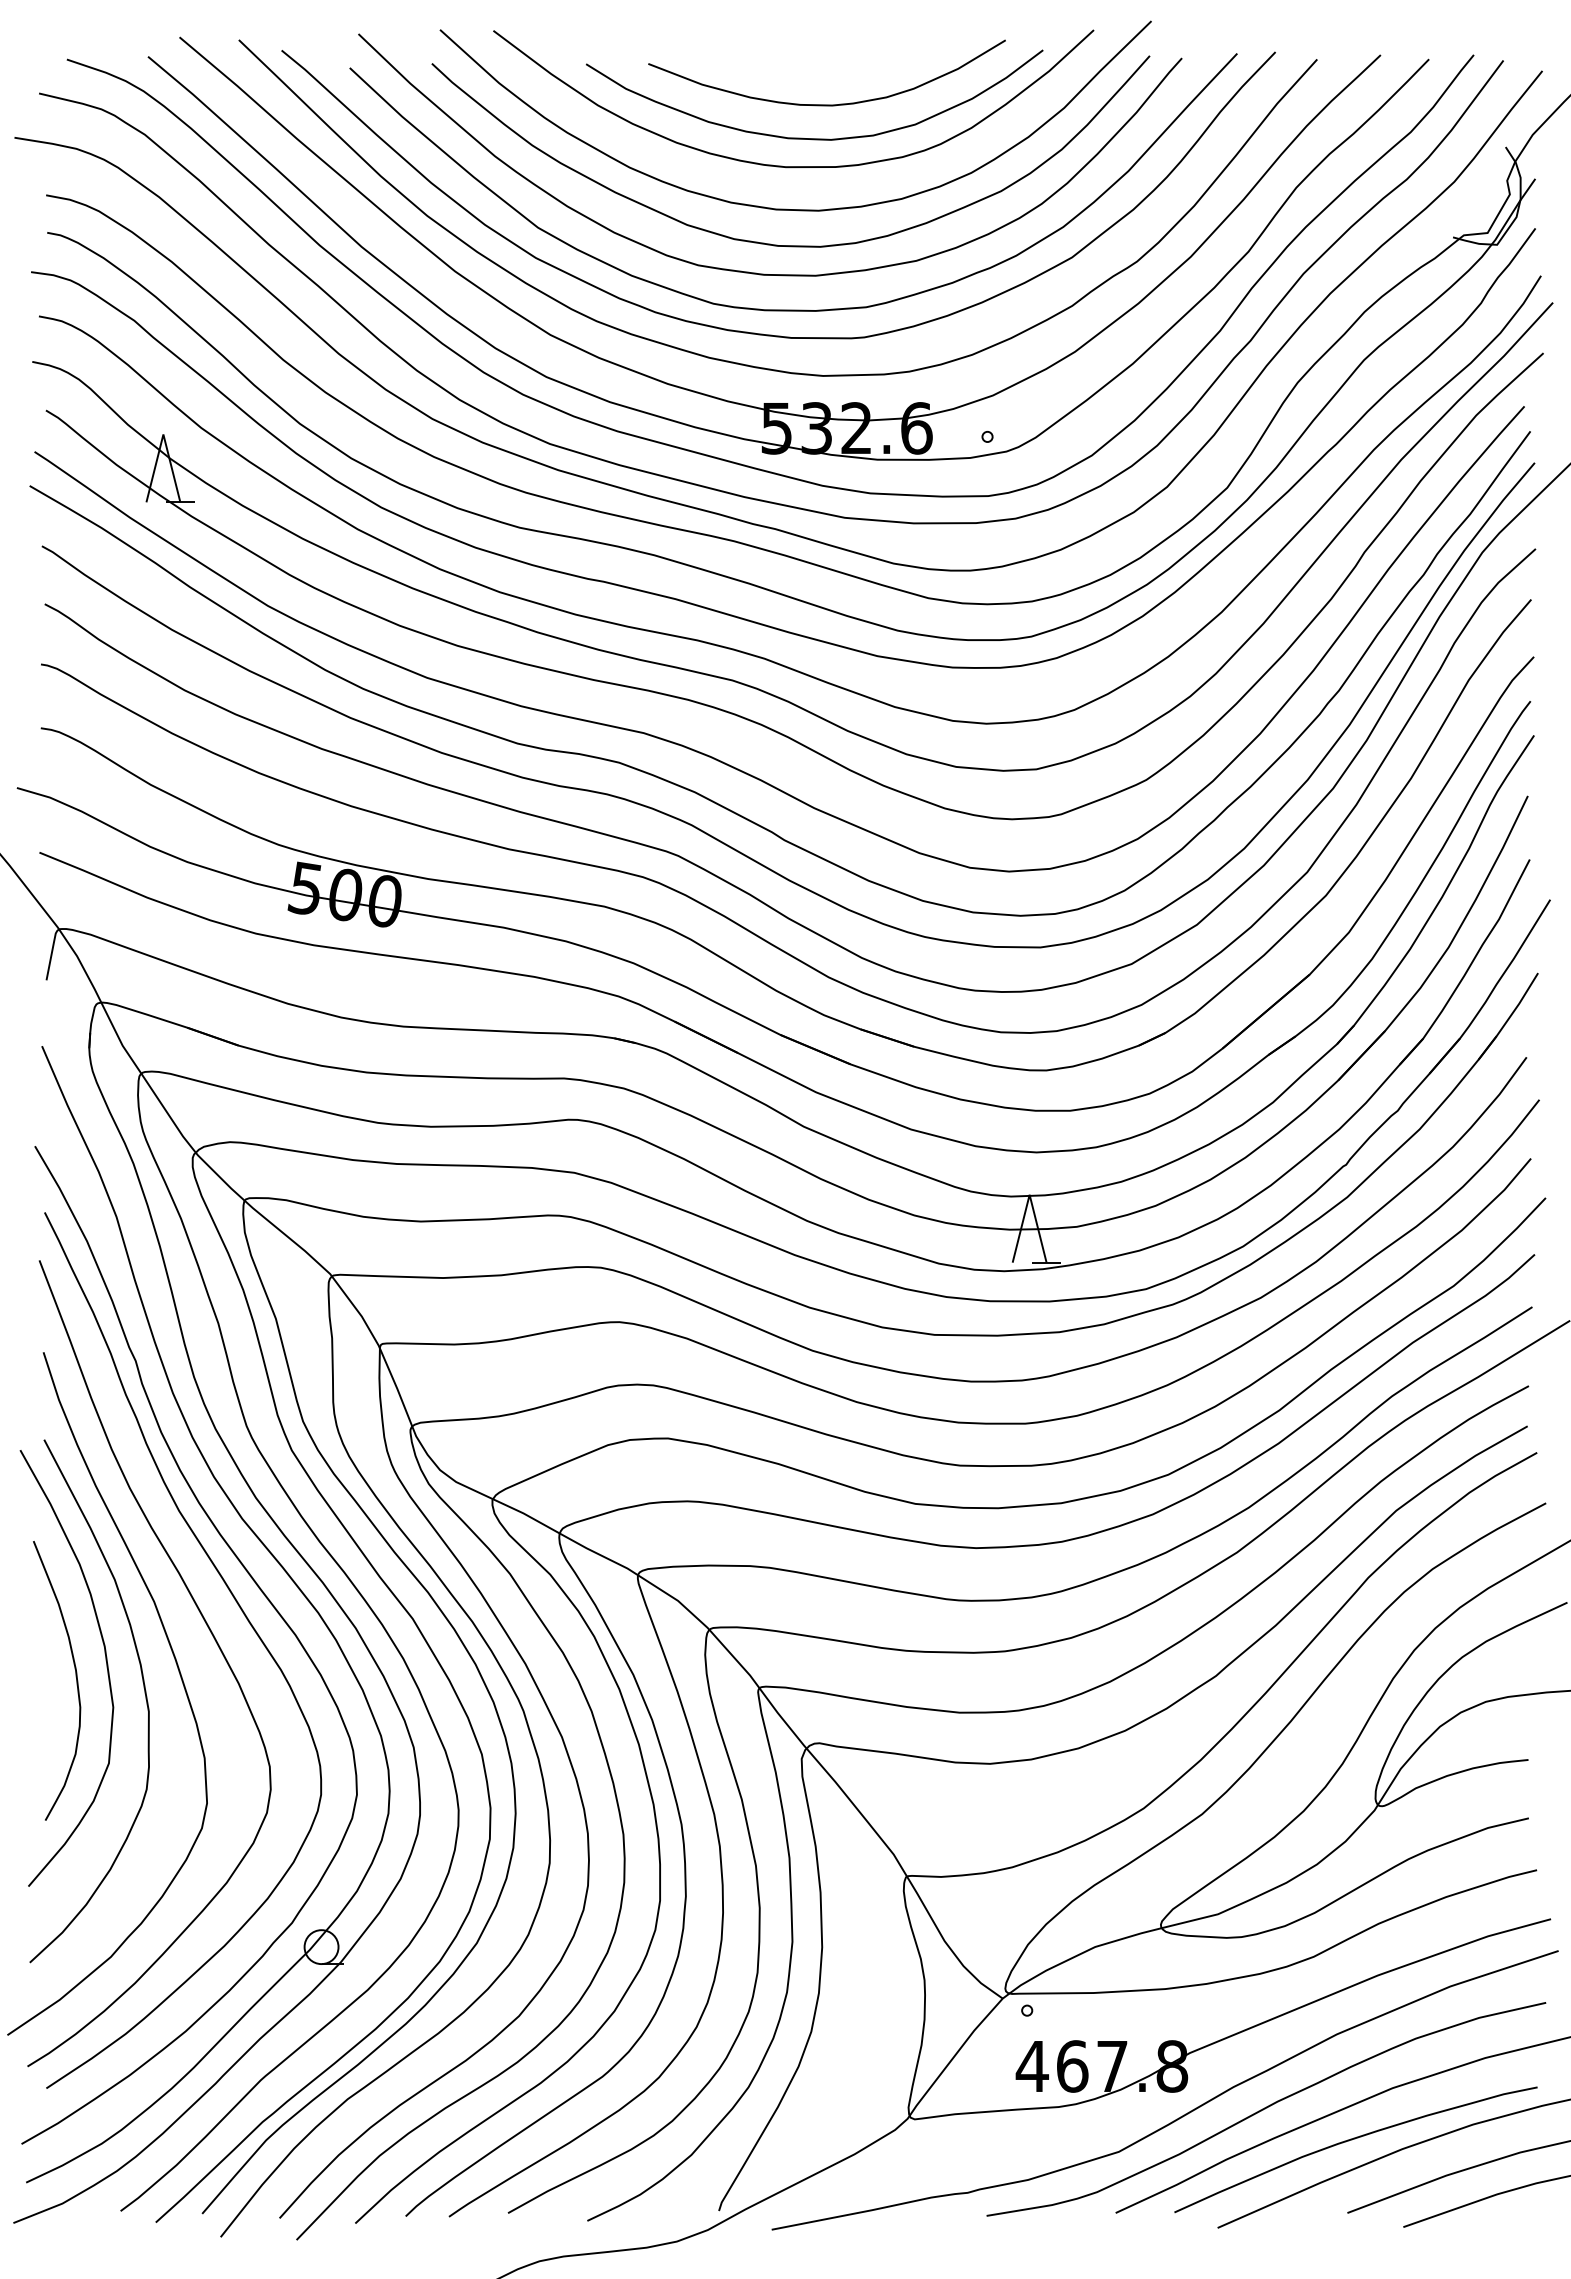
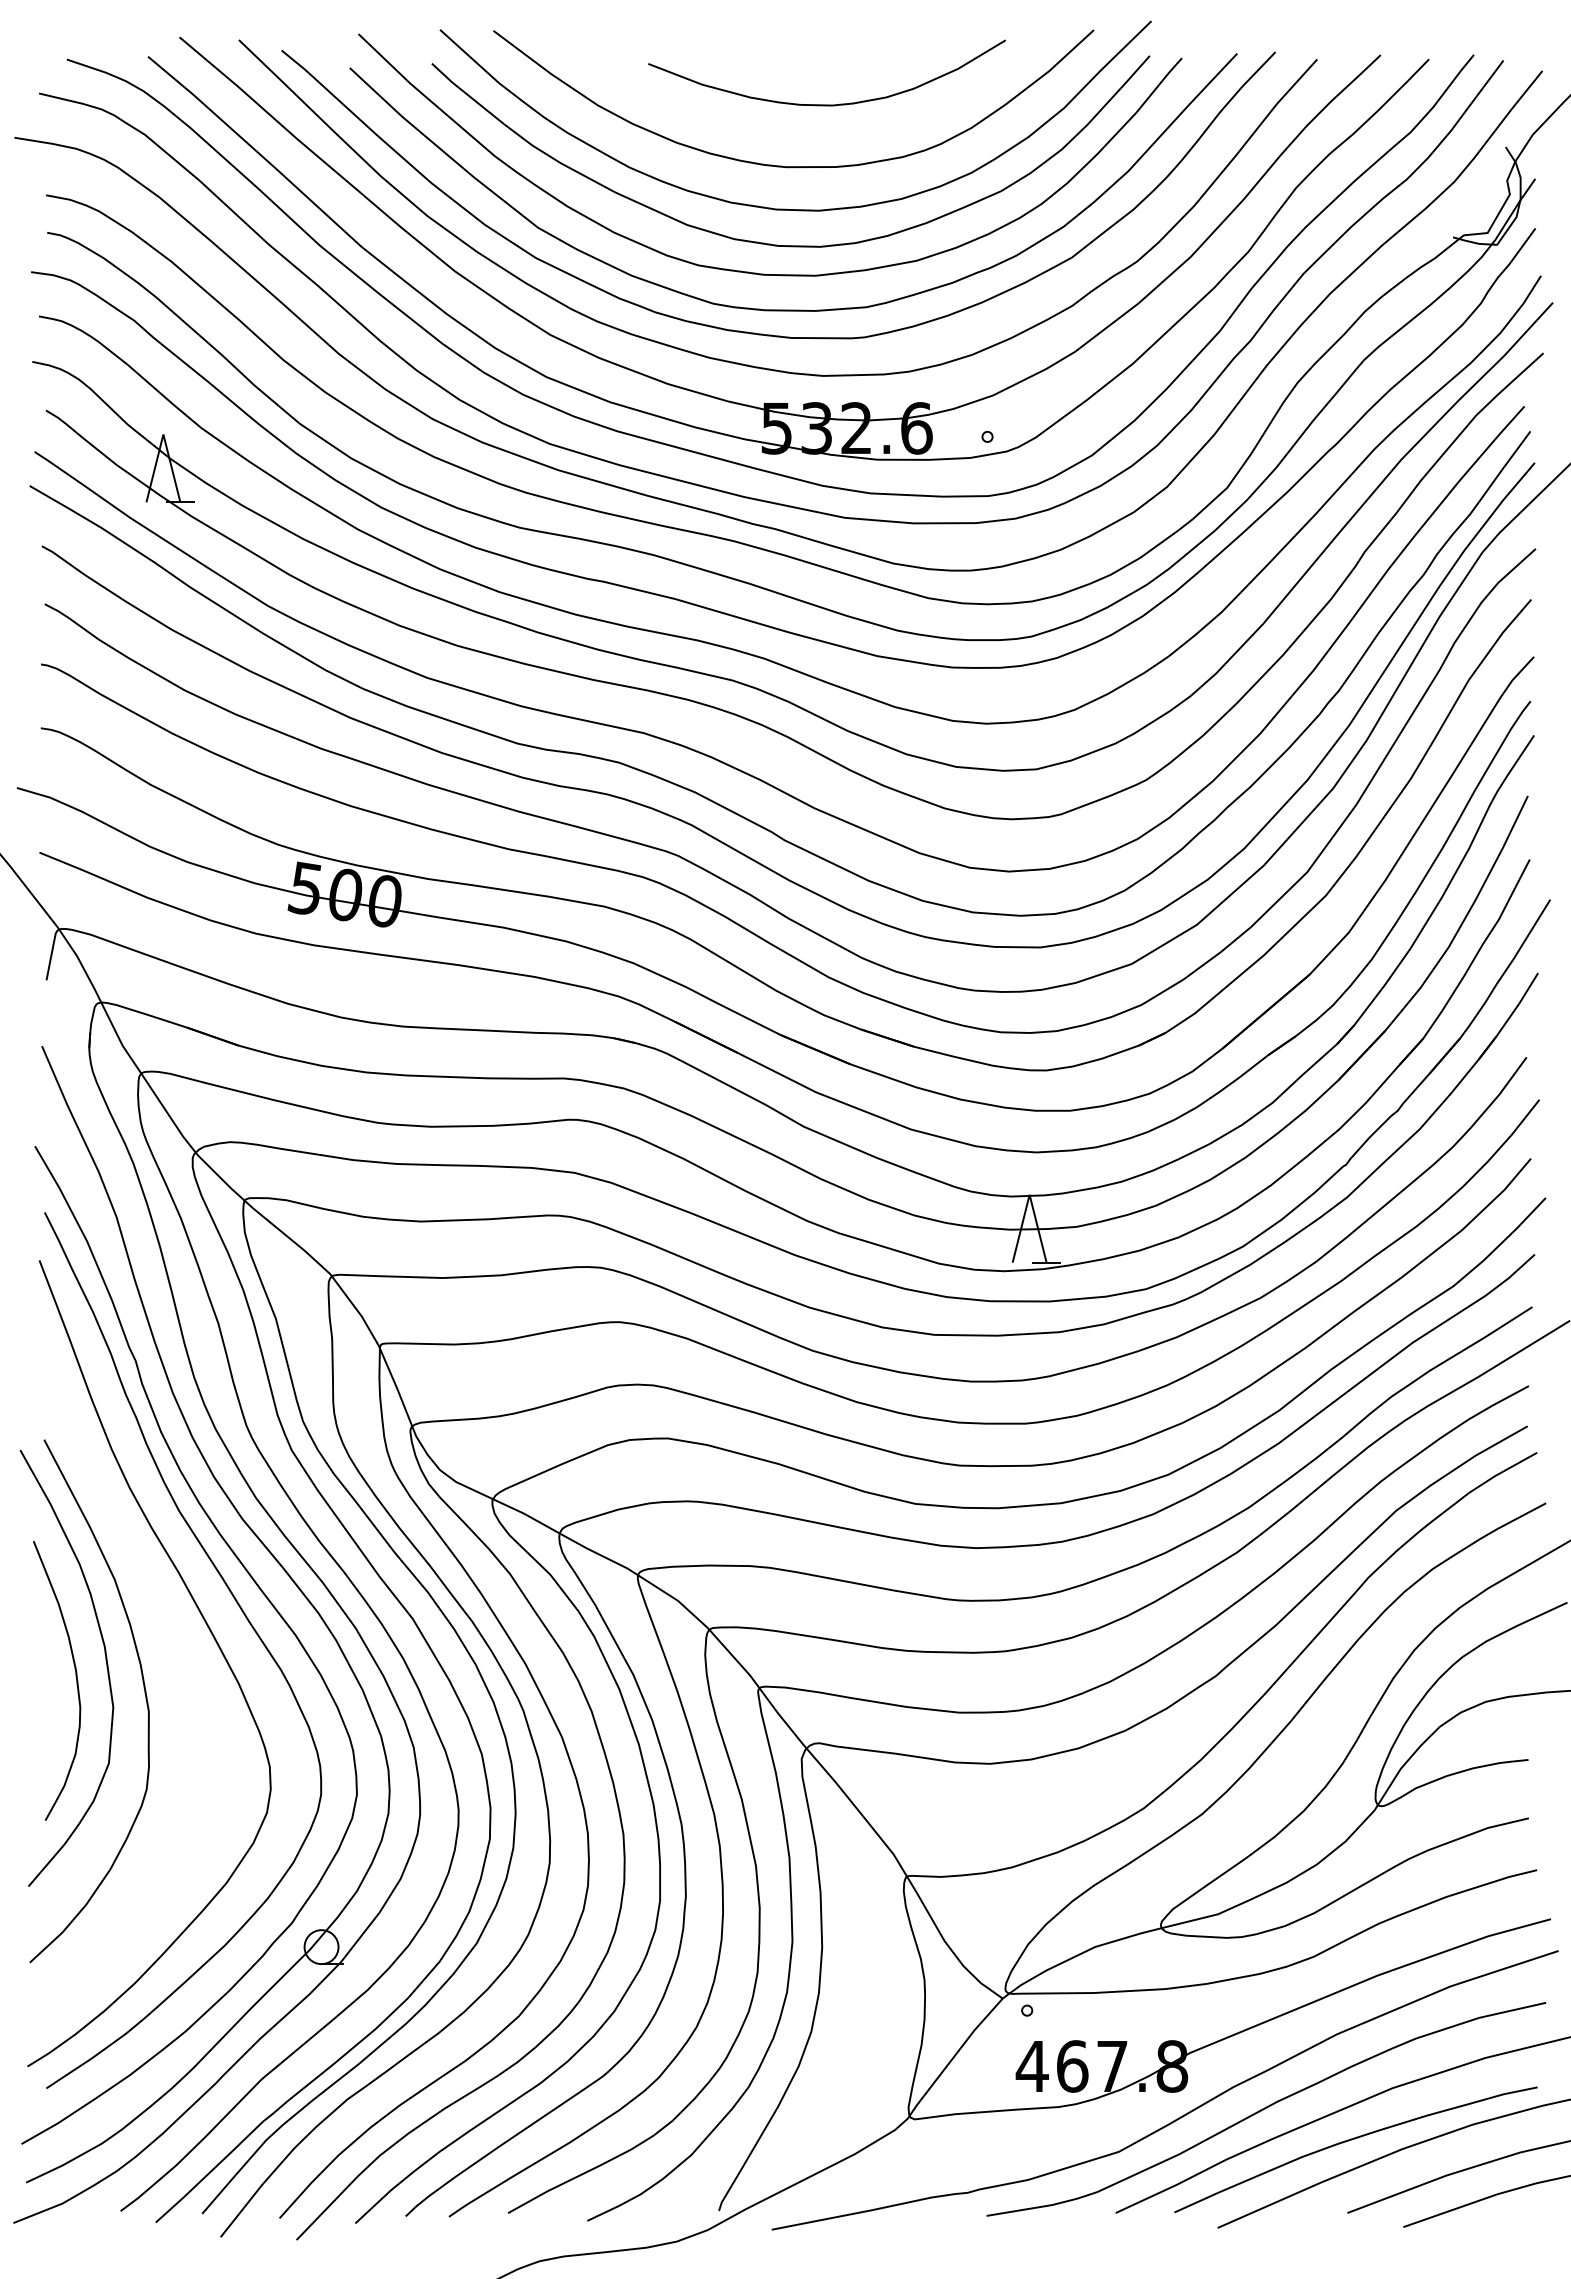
curve: present -> none (814, 138)
curve: present -> none (178, 1672)
